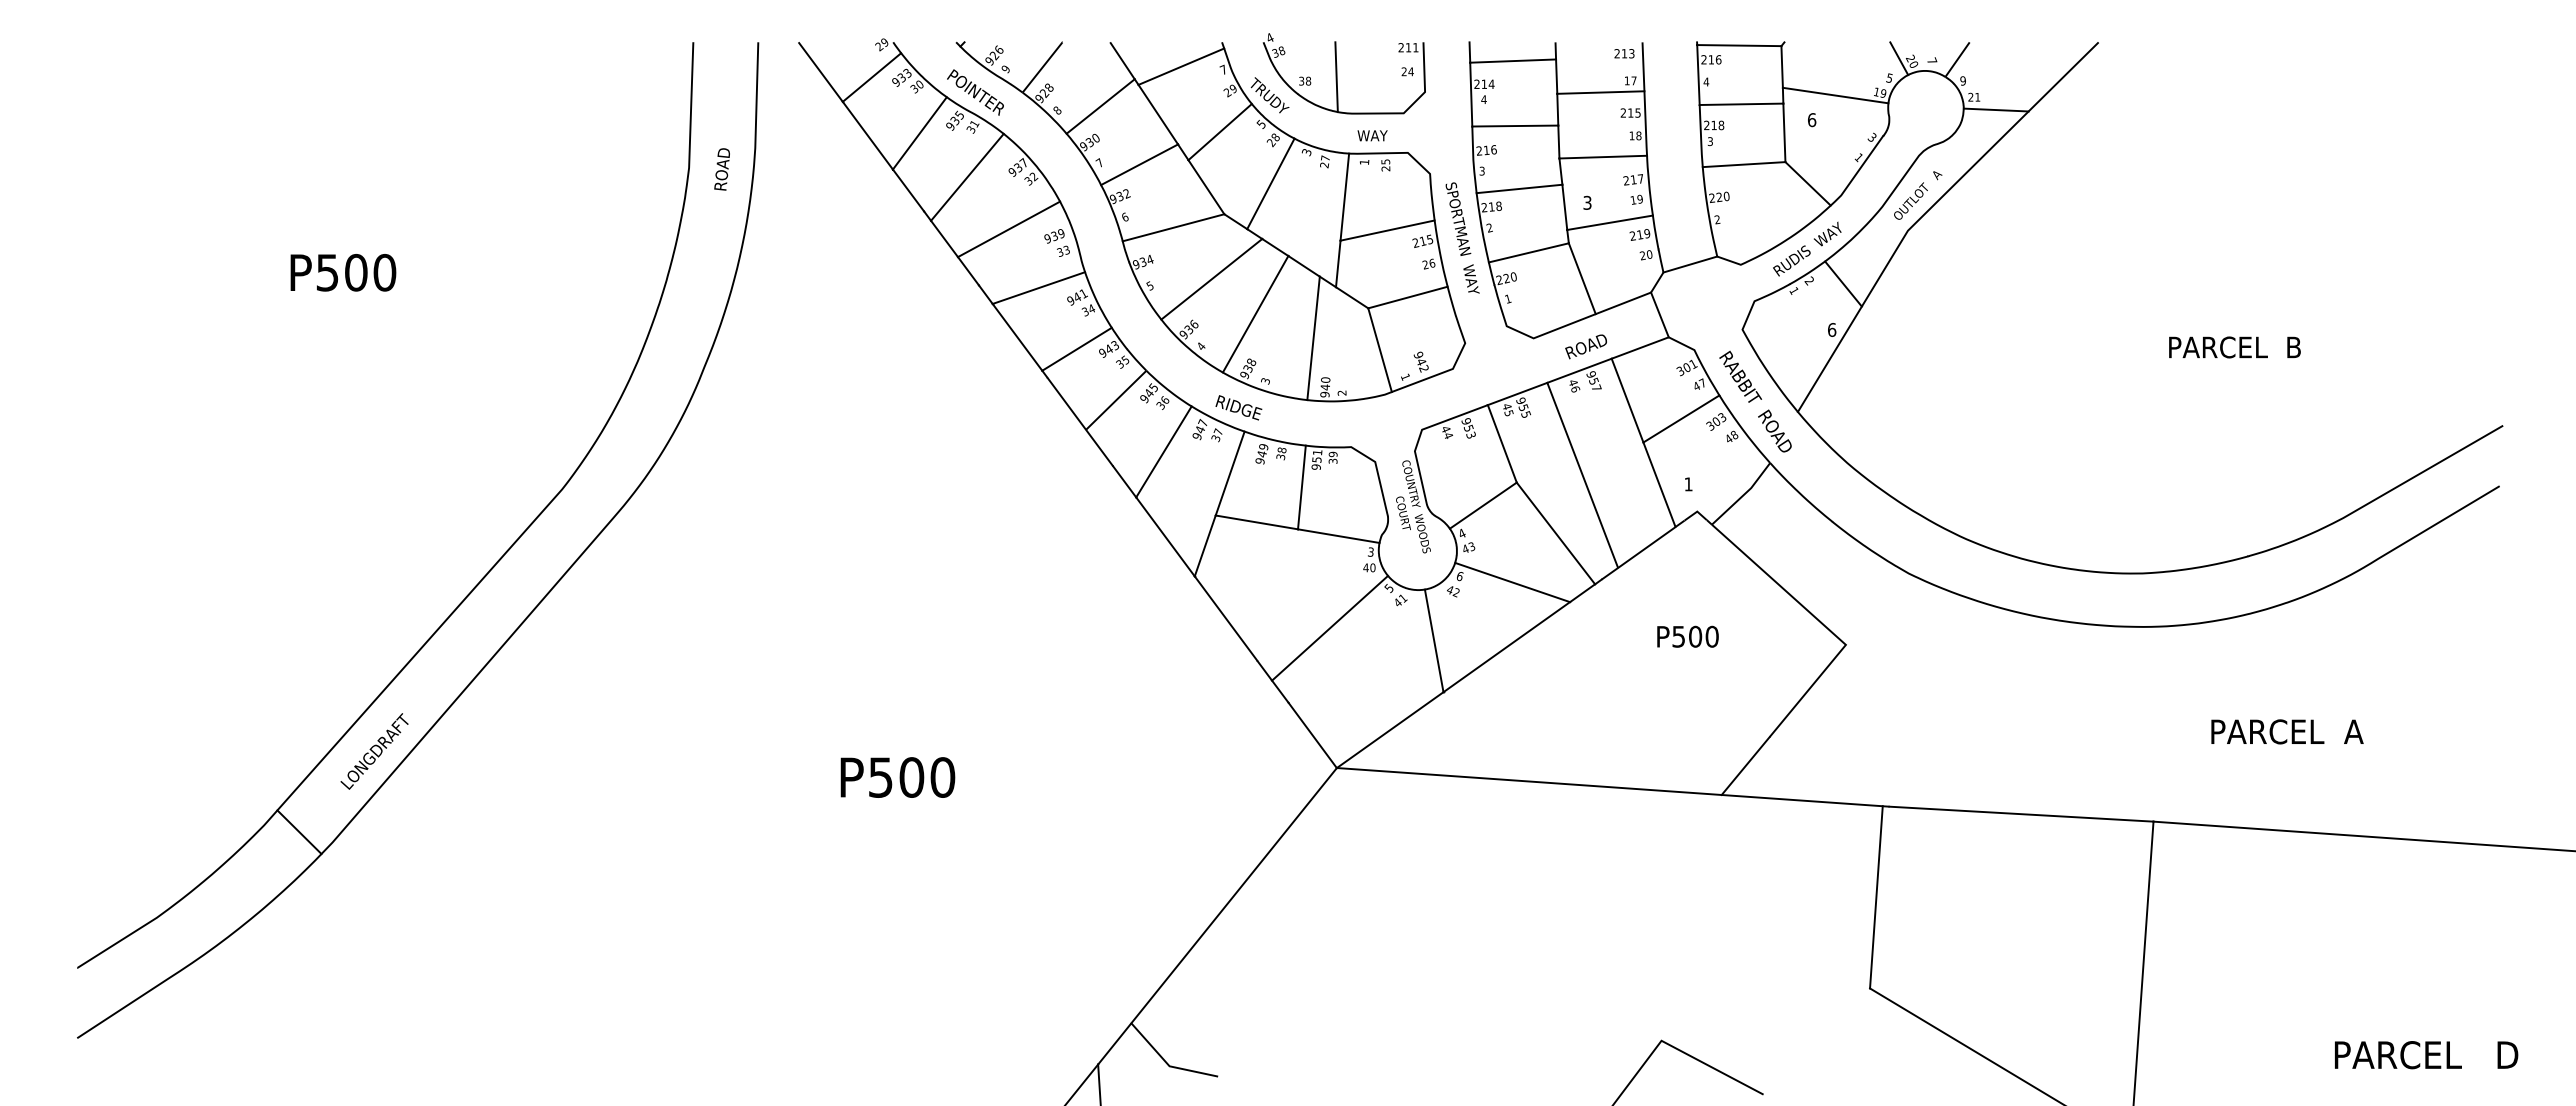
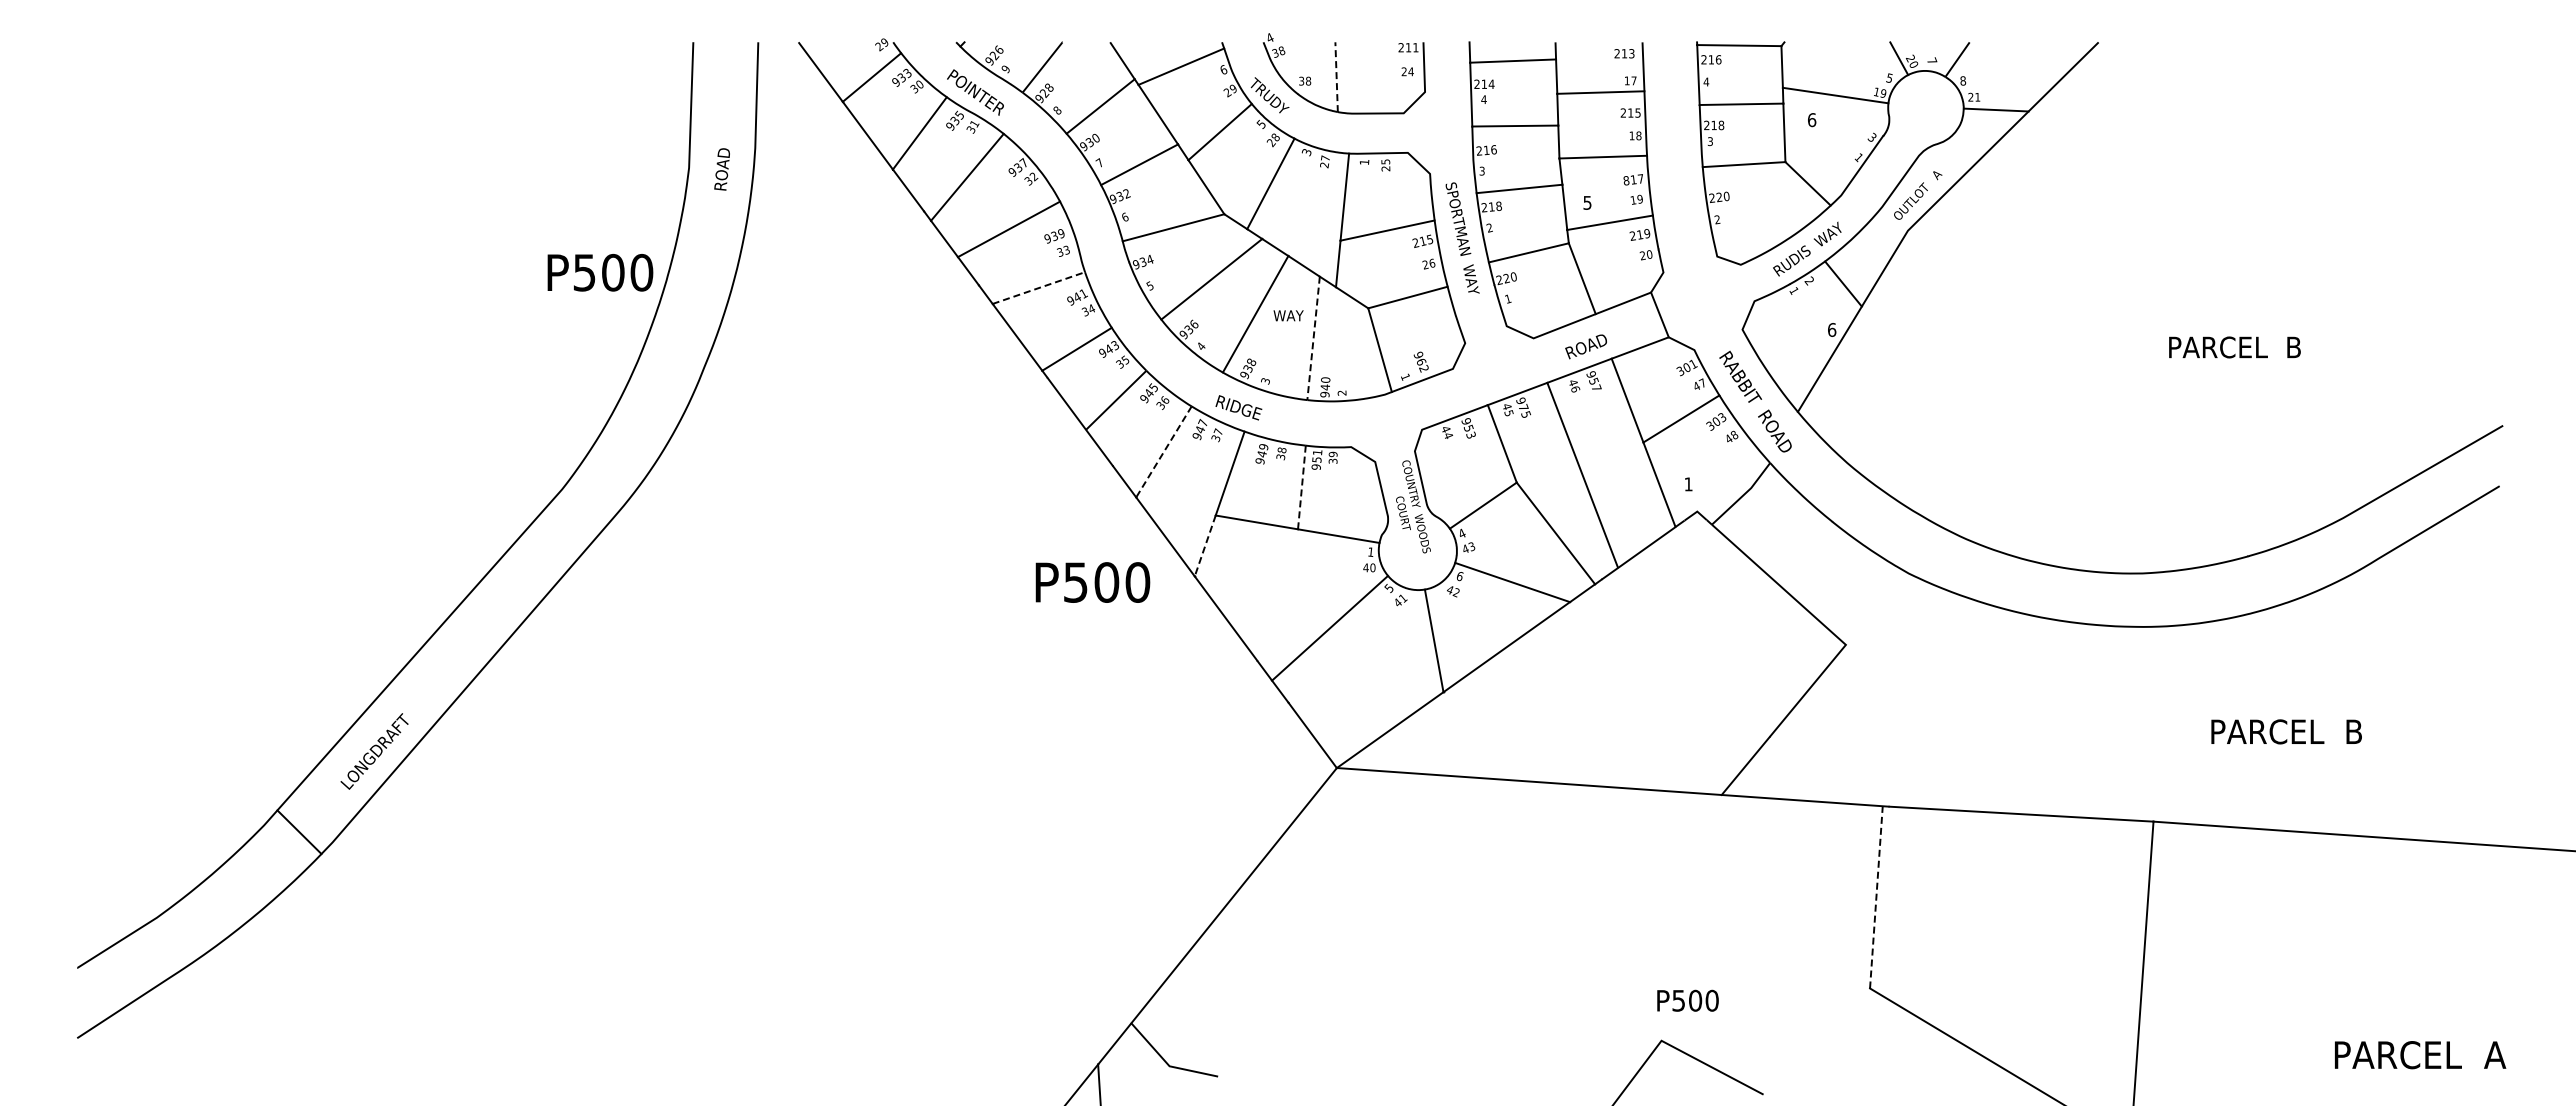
text: 7 -> 6 (1223, 69)
line: solid -> dashed (1336, 77)
text: 9 -> 8 (1963, 80)
text position: (1372, 135) -> (1288, 315) (1288, 315)
text: 217 -> 817 (1626, 180)
text: 3 -> 5 (1587, 202)
line: present -> none (1690, 264)
text position: (343, 272) -> (600, 272) (600, 272)
line: solid -> dashed (1038, 288)
line: solid -> dashed (1313, 338)
text: 942 -> 962 (1421, 361)
text: 955 -> 975 (1523, 407)
line: solid -> dashed (1163, 452)
line: solid -> dashed (1301, 487)
line: solid -> dashed (1205, 546)
text: 3 -> 1 (1370, 551)
text position: (1687, 636) -> (1687, 1000) (1687, 1000)
text: PARCEL  A -> PARCEL  B (2353, 731)
text position: (897, 777) -> (1092, 582) (1092, 582)
line: solid -> dashed (1876, 896)
text: PARCEL   D -> PARCEL  A (2501, 1054)
